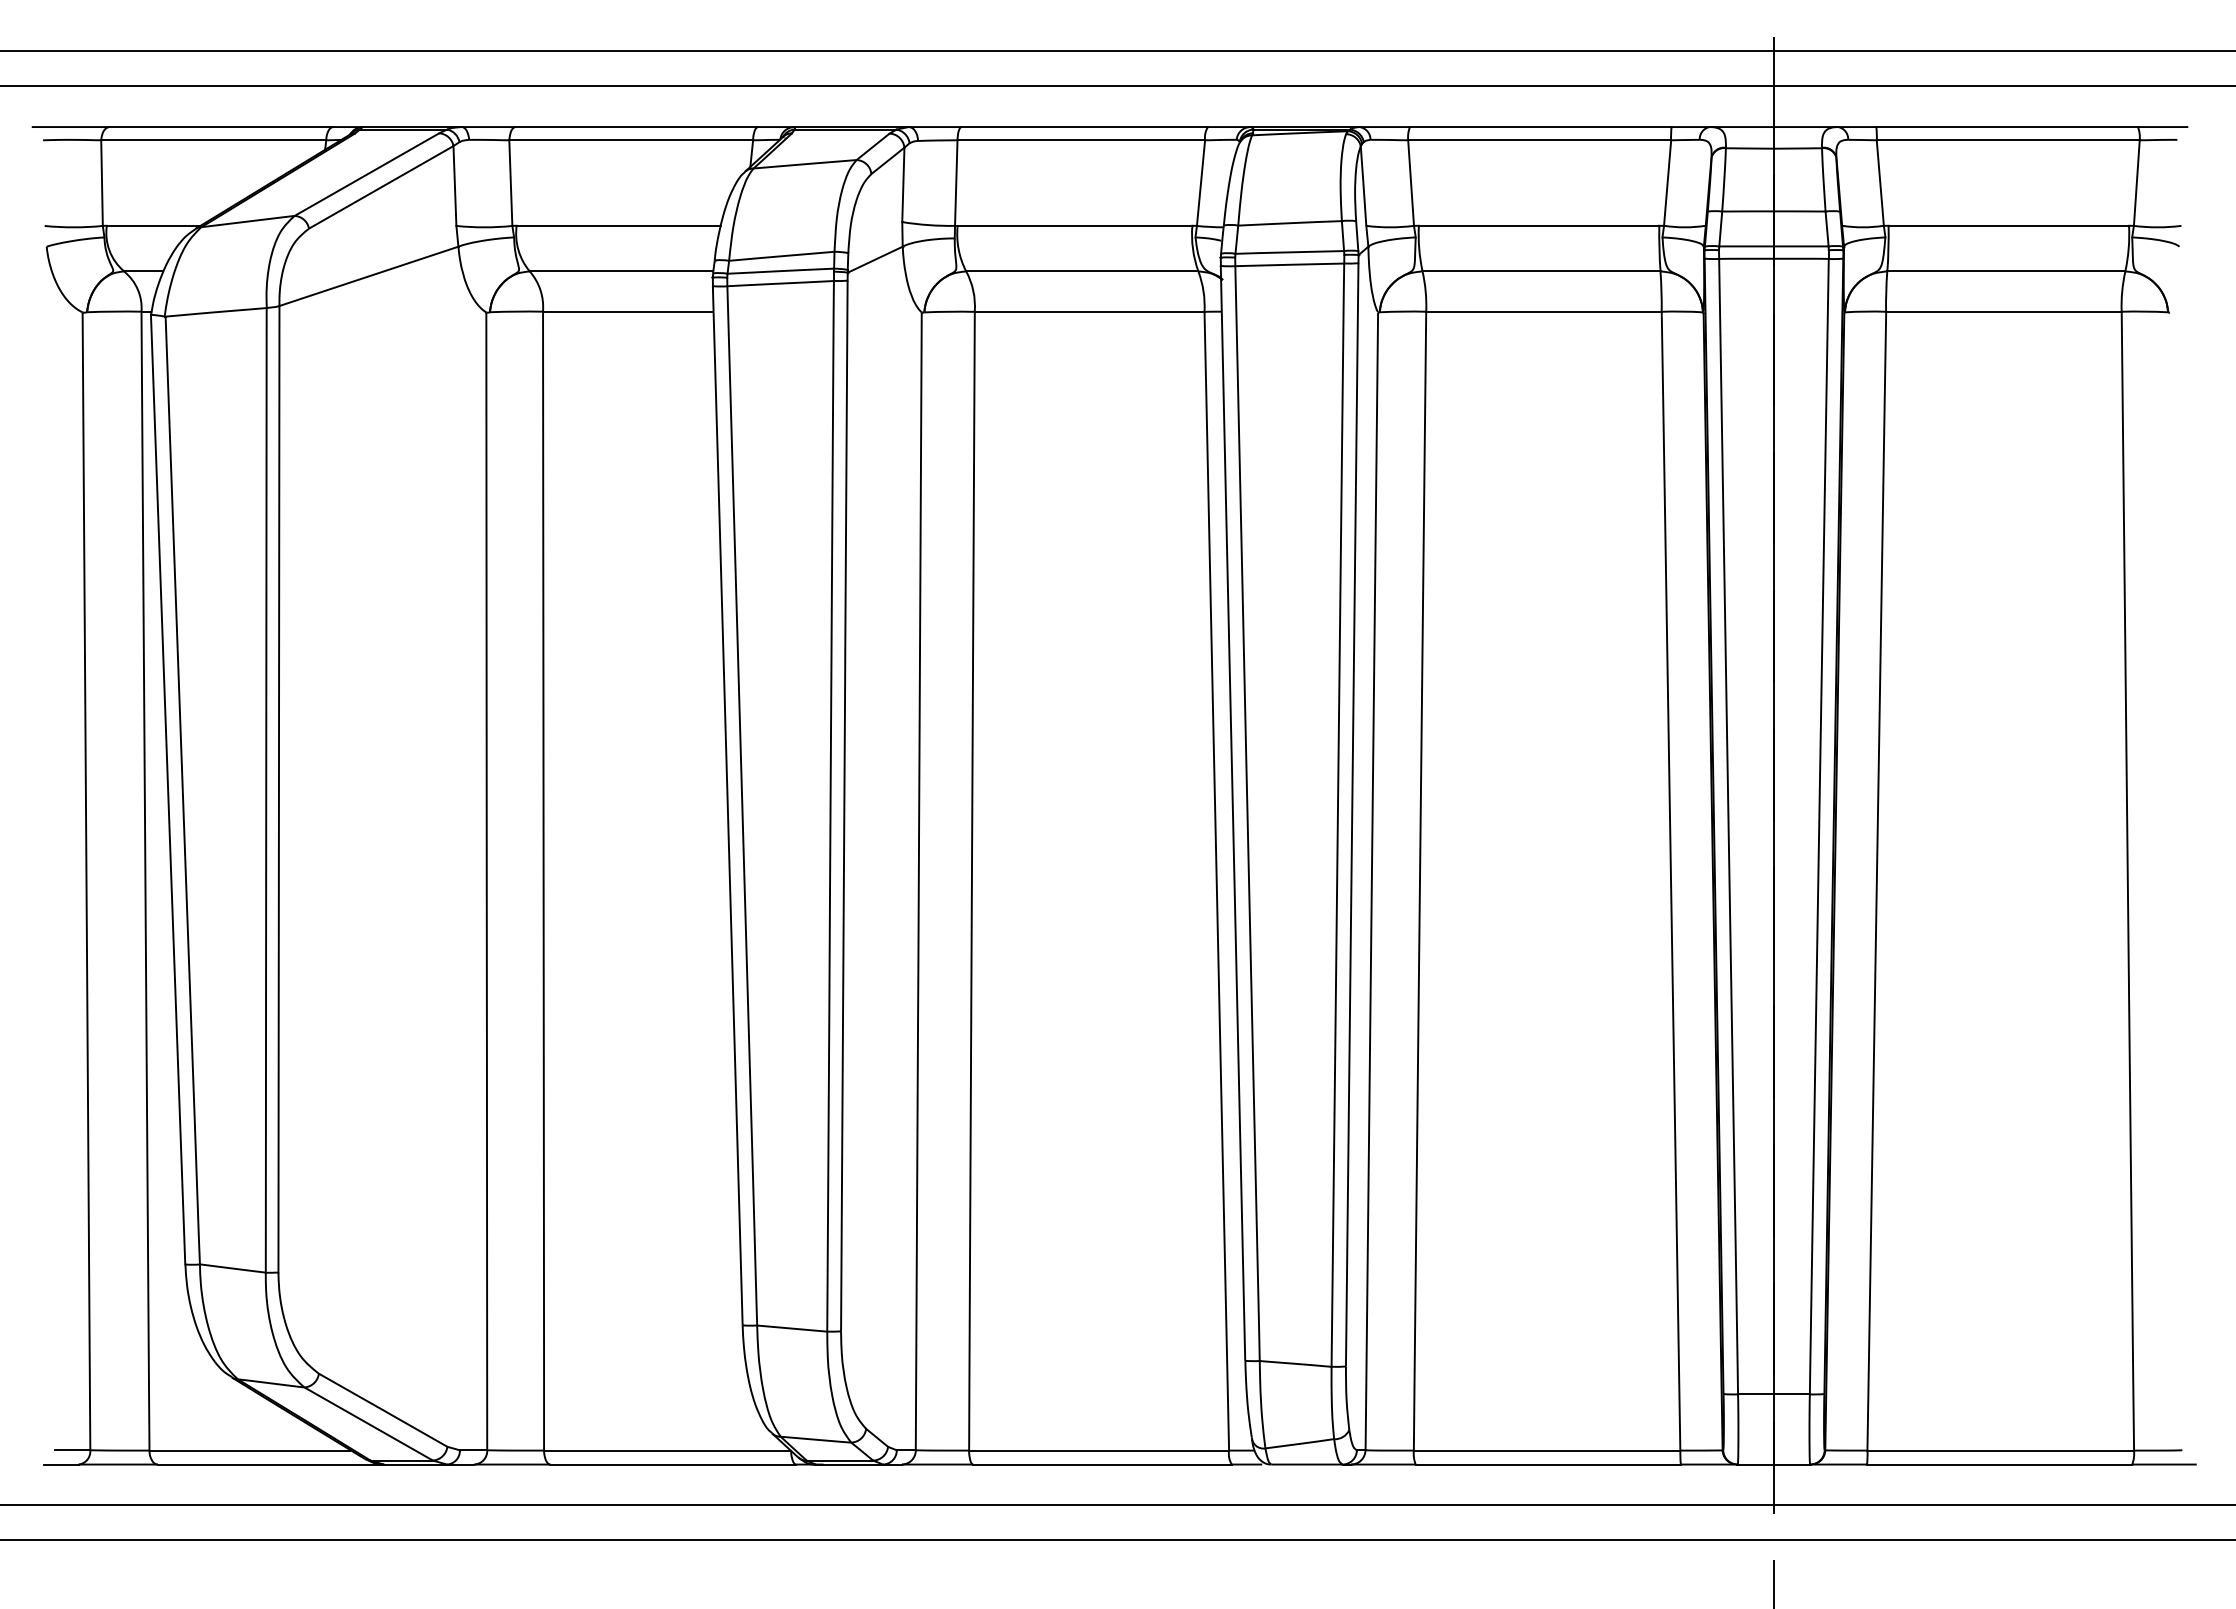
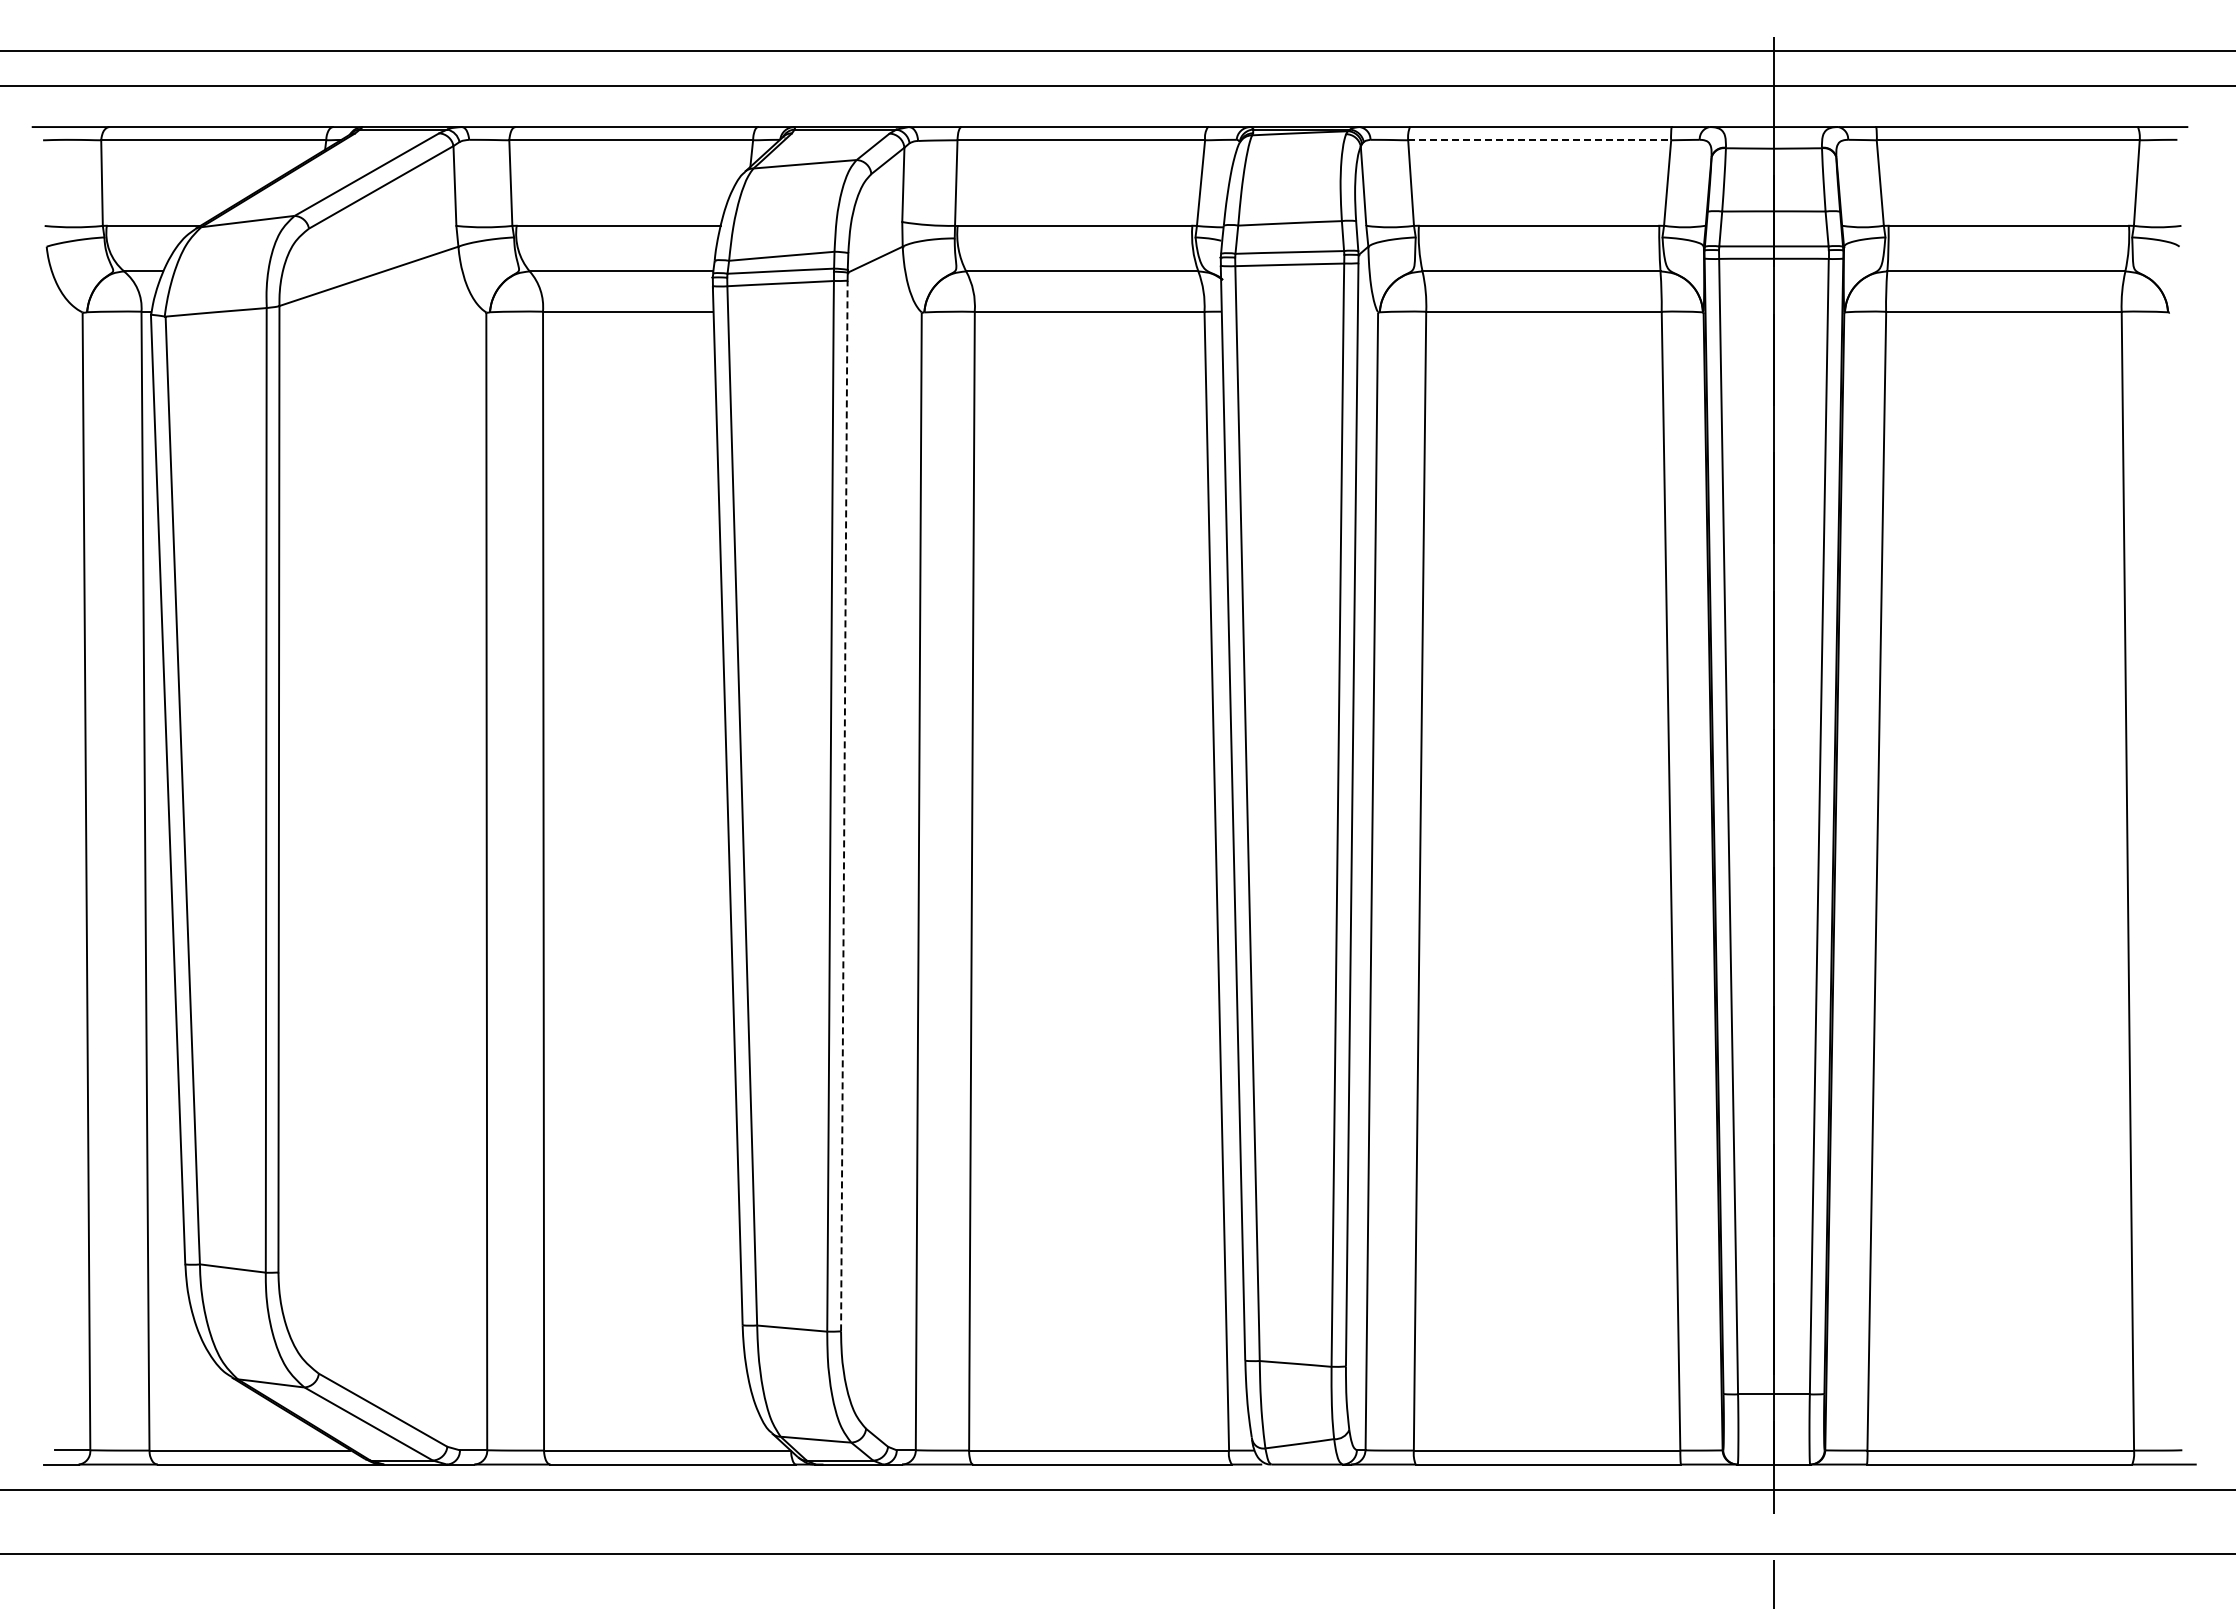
line: solid -> dashed (1540, 140)
line: solid -> dashed (844, 805)
line position: (1117, 1505) -> (1117, 1490) (1117, 1490)
line position: (1117, 1540) -> (1117, 1554) (1117, 1554)
